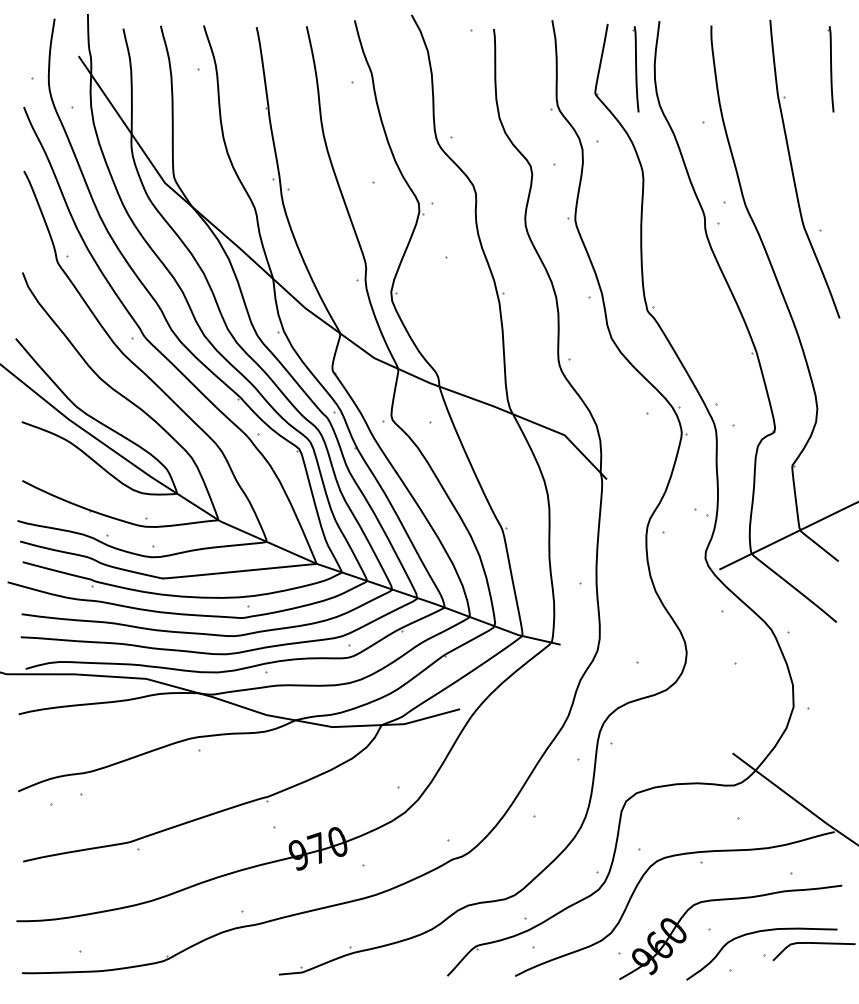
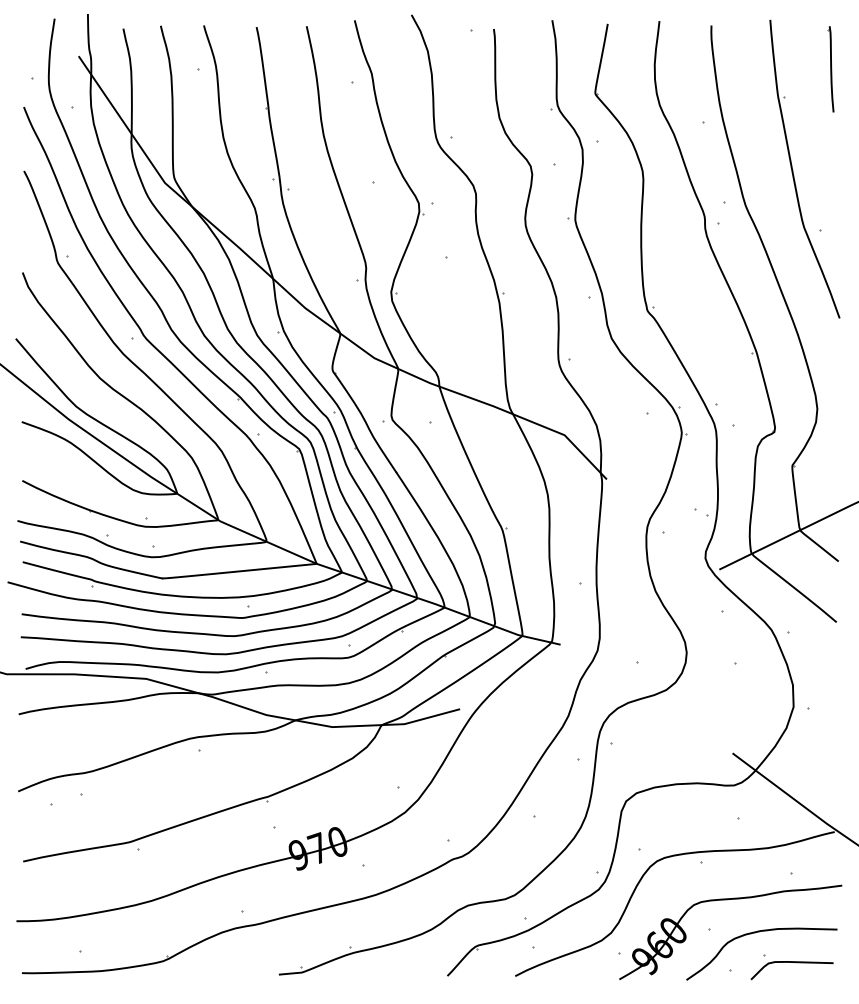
part: present -> none (635, 69)
curve position: (813, 943) -> (791, 962) (791, 962)
